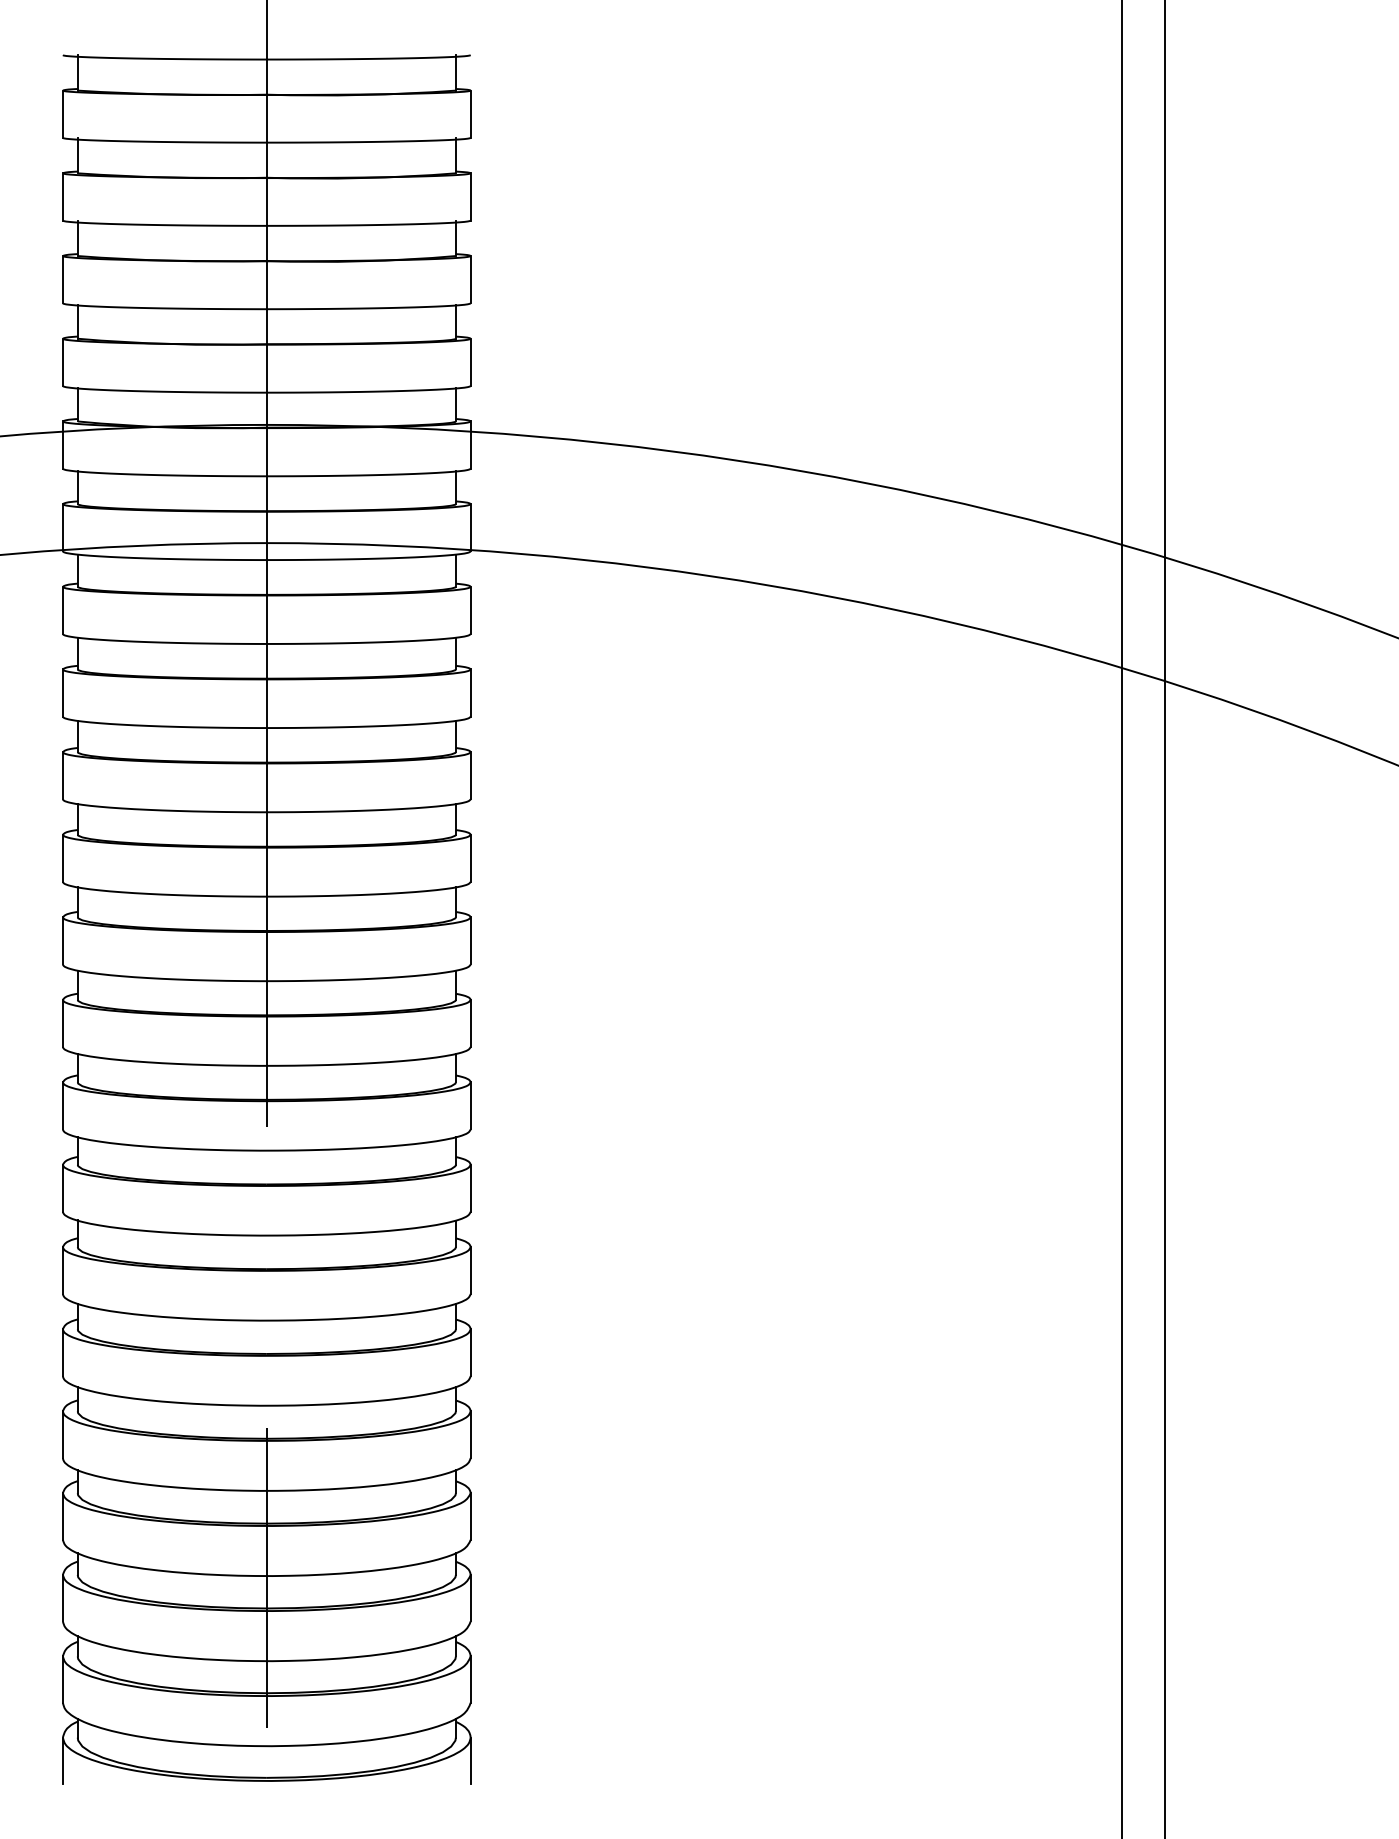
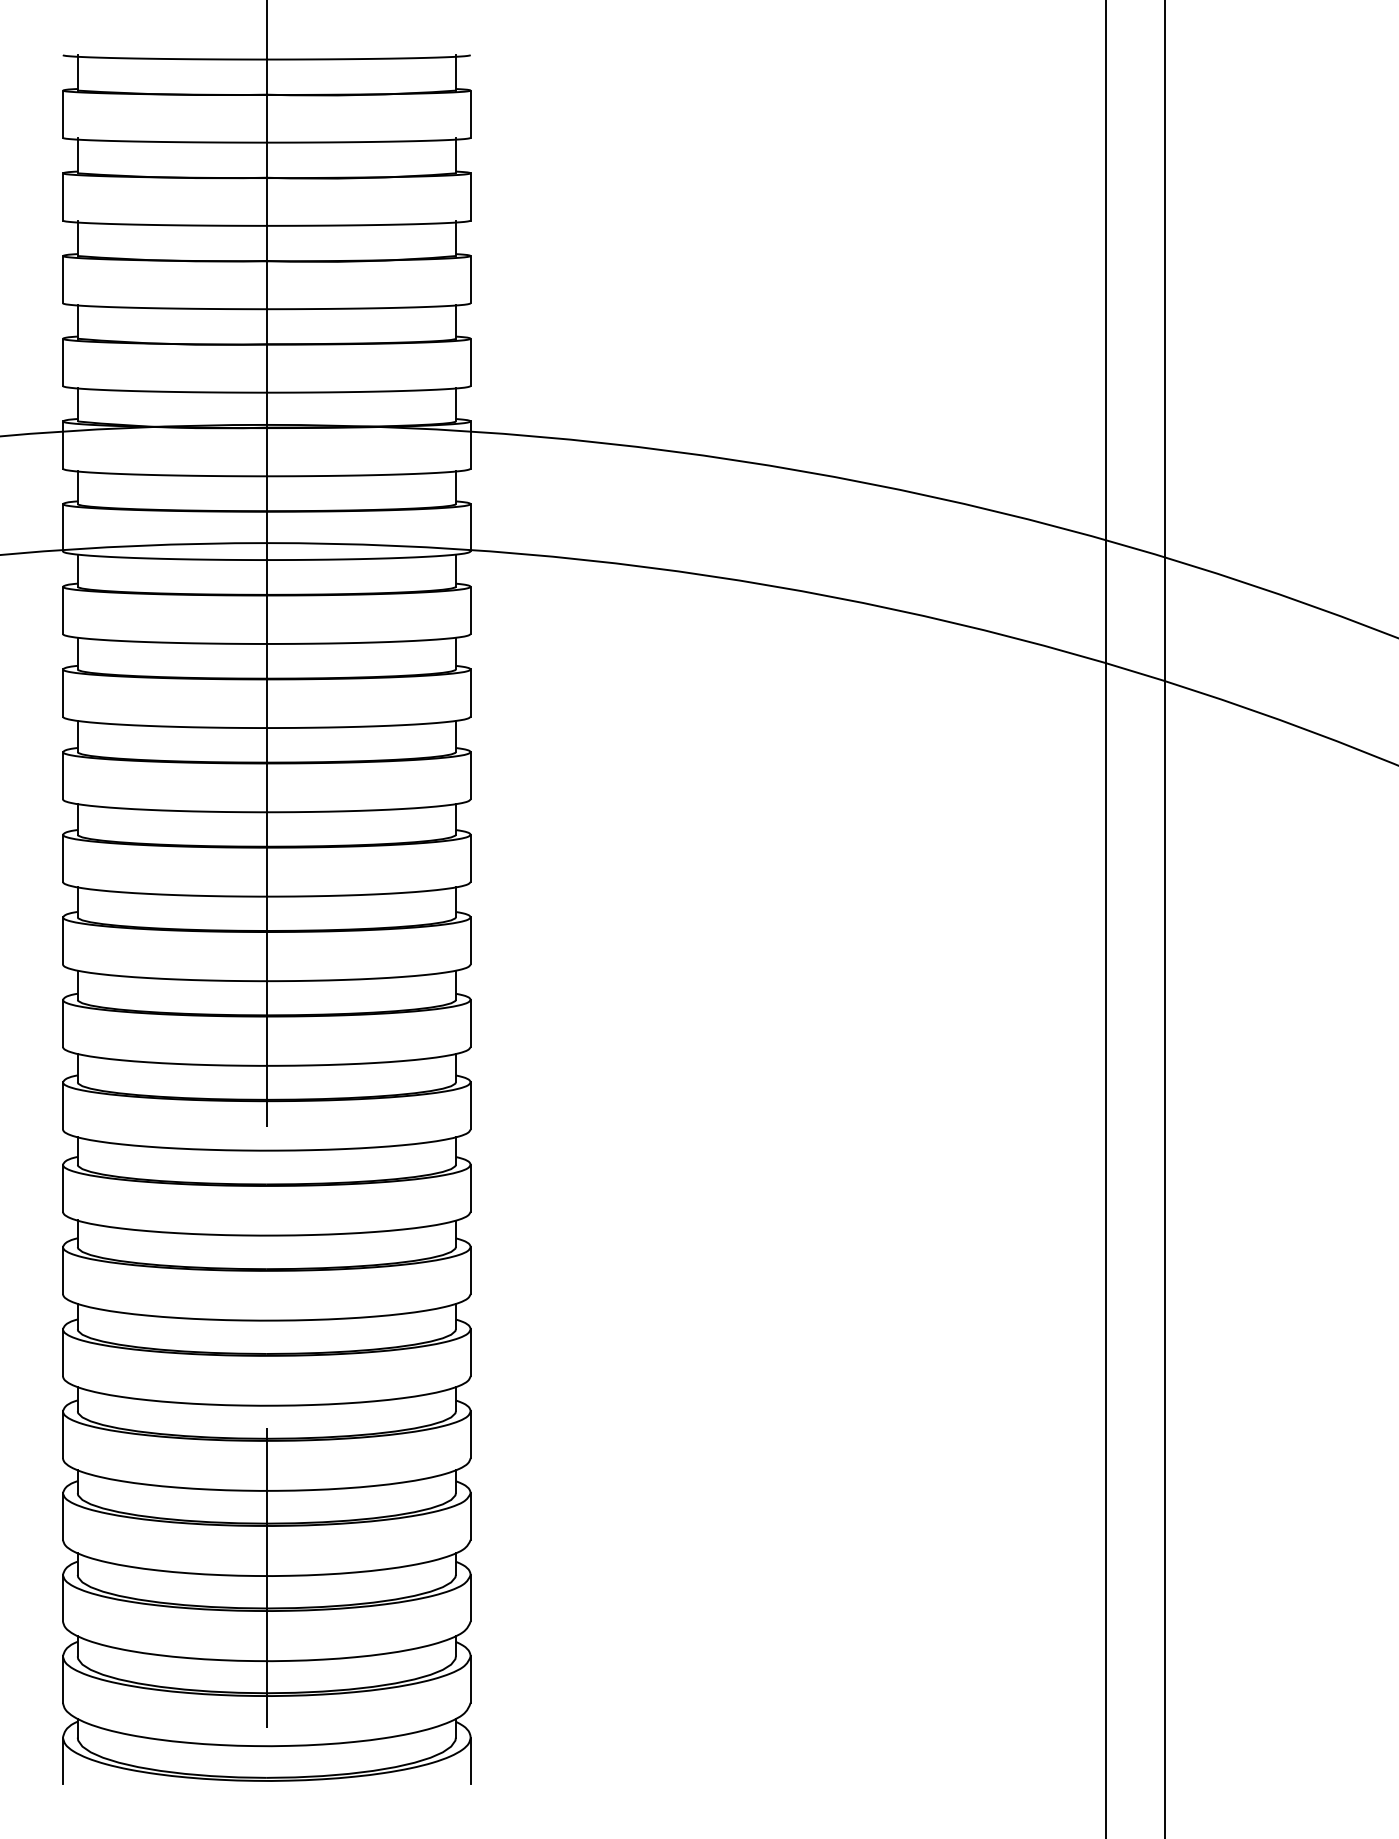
line position: (1121, 918) -> (1105, 918) (1105, 918)
